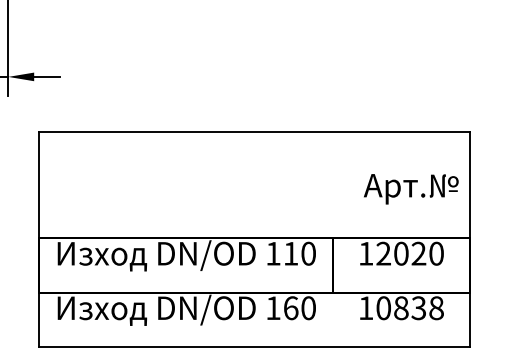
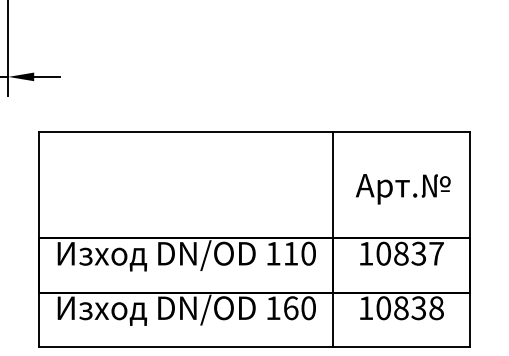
text position: (411, 189) -> (403, 189) (403, 189)
line: none -> present (332, 239)
text: 12020 -> 10837 (409, 253)
